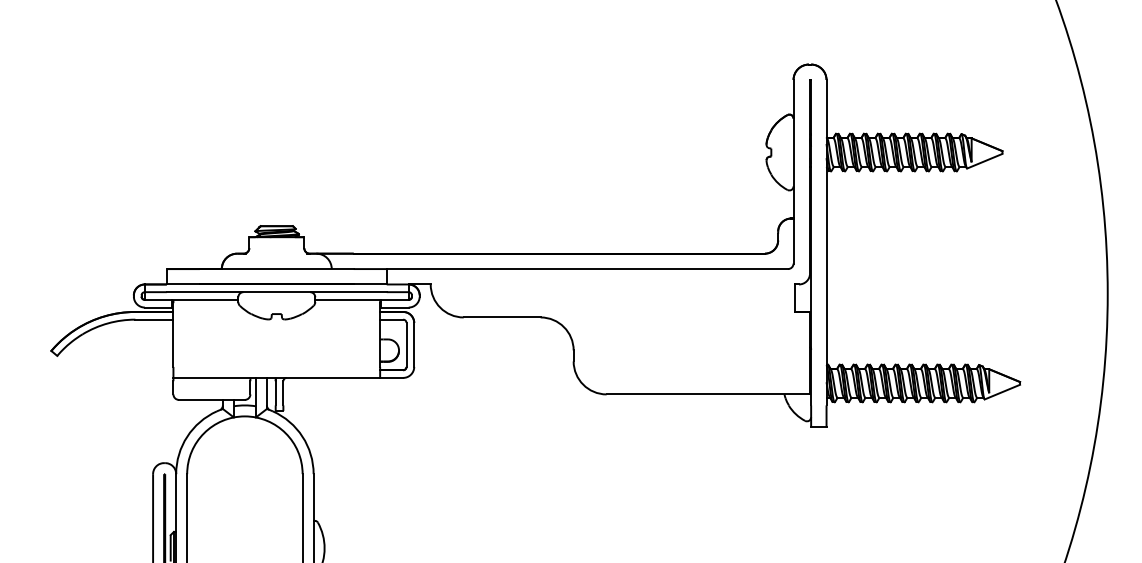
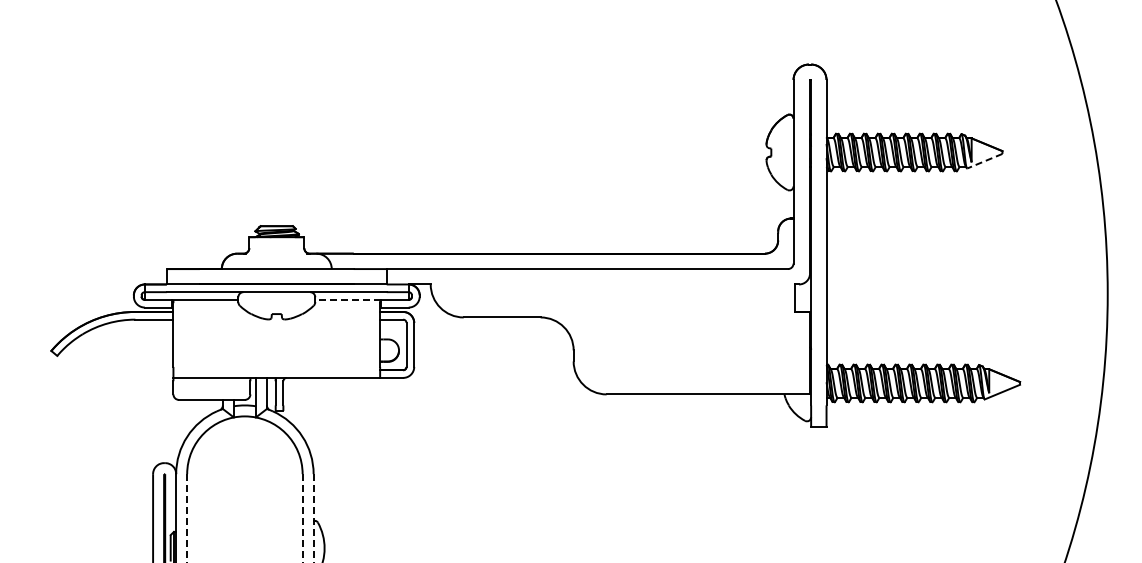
line: solid -> dashed (984, 161)
line: solid -> dashed (348, 299)
line: solid -> dashed (302, 518)
line: solid -> dashed (313, 518)
line: solid -> dashed (187, 519)
